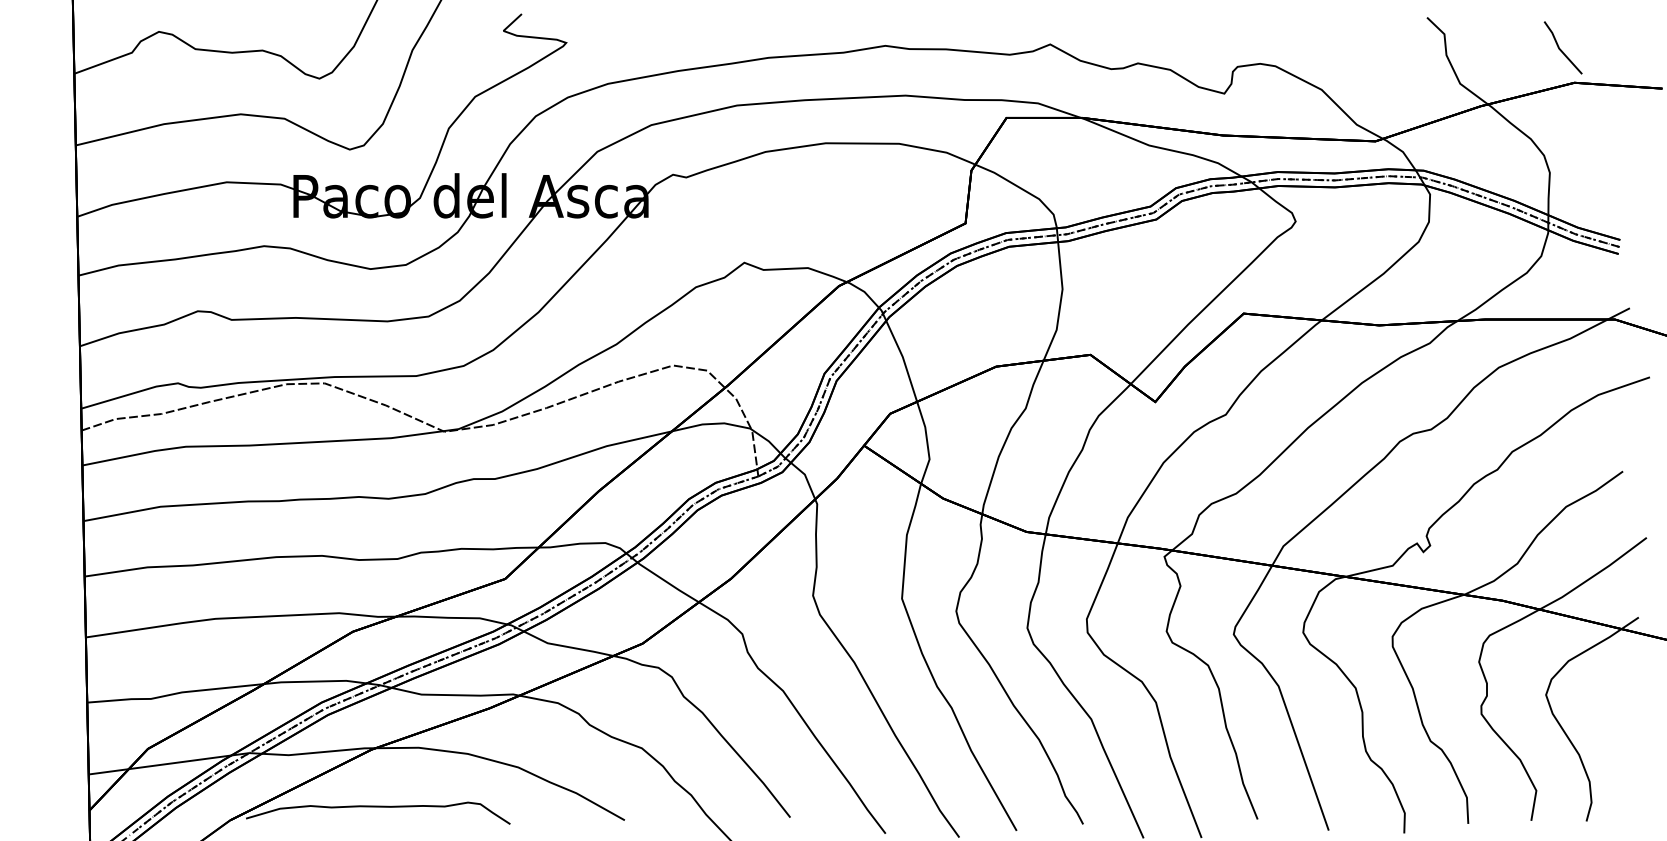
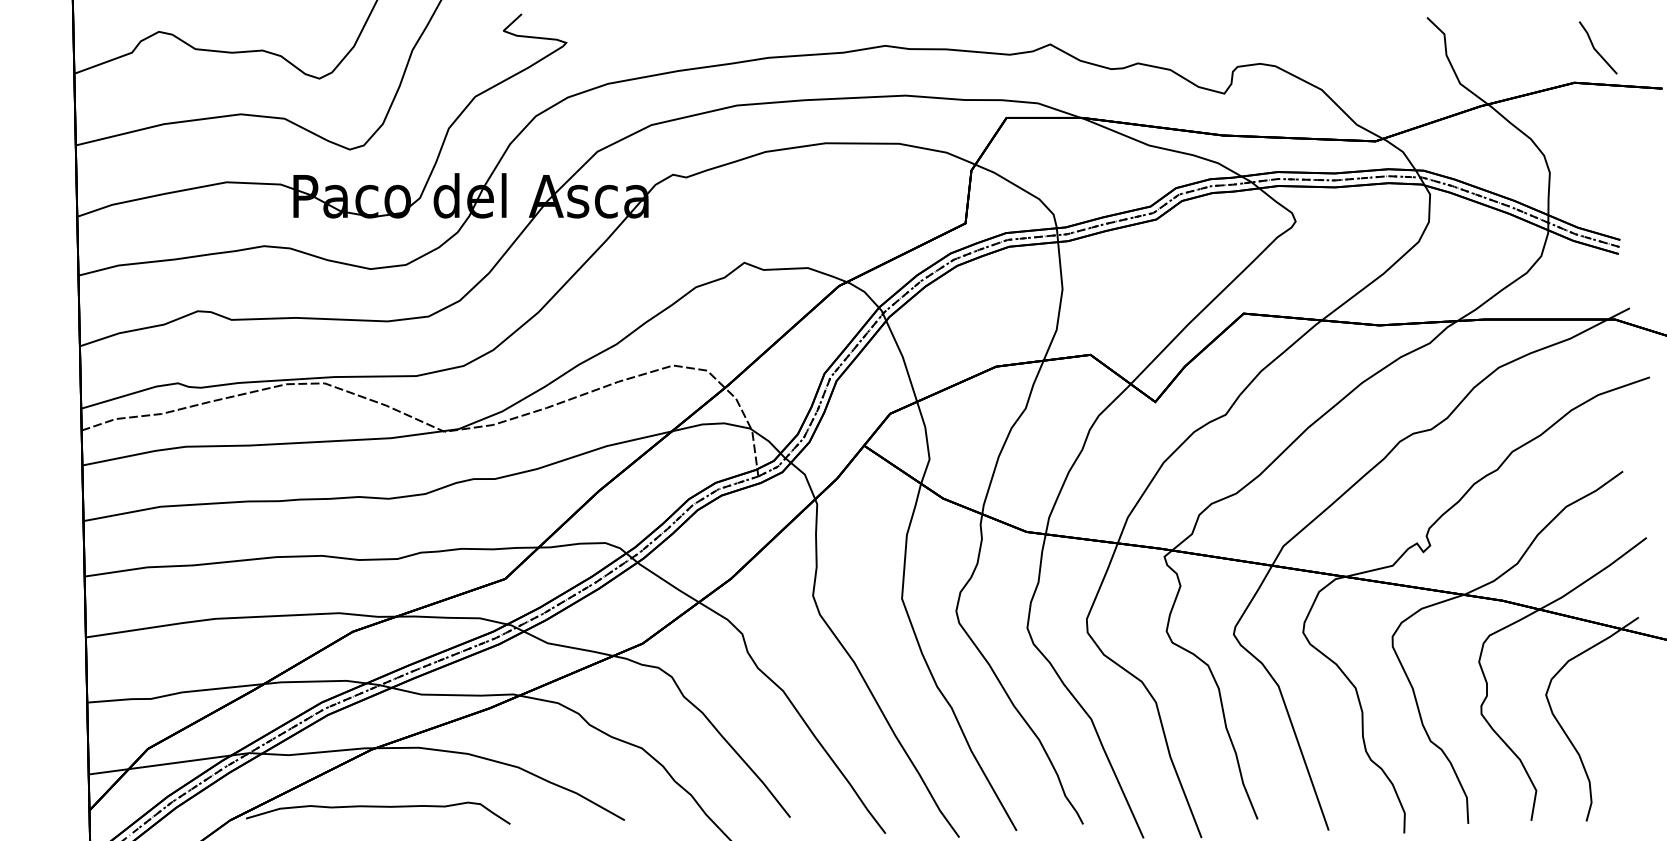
line position: (1560, 48) -> (1595, 48) (1595, 48)
